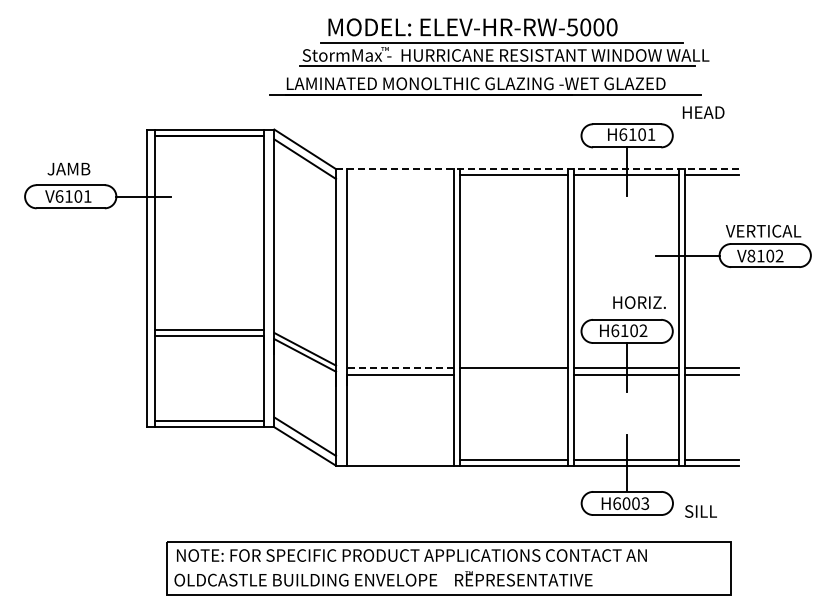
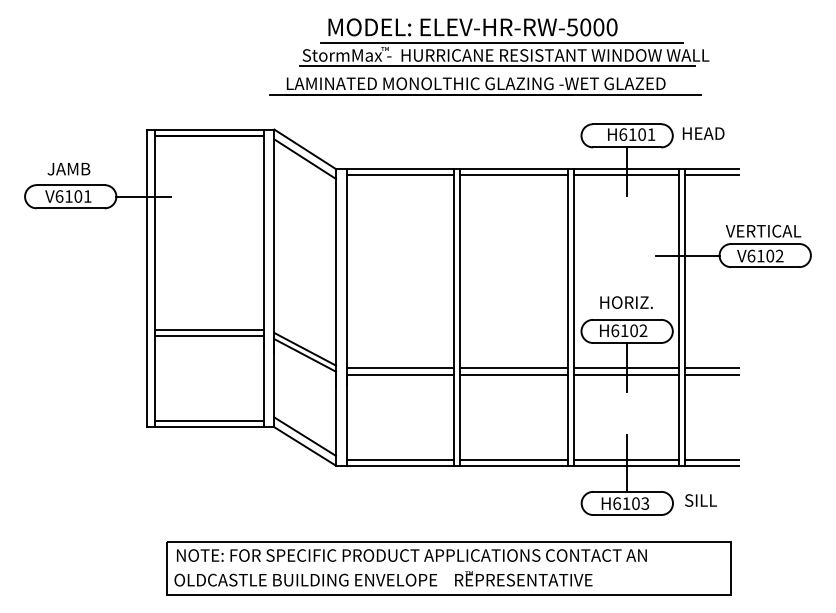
text position: (703, 112) -> (703, 133) (703, 133)
line: dashed -> solid (537, 169)
line: none -> present (400, 175)
text: V8102 -> V6102 (751, 255)
text position: (639, 302) -> (626, 302) (626, 302)
line: dashed -> solid (400, 368)
line: none -> present (513, 374)
line: none -> present (400, 459)
text: H6003 -> H6103 (626, 503)
text position: (700, 511) -> (700, 500) (700, 500)
